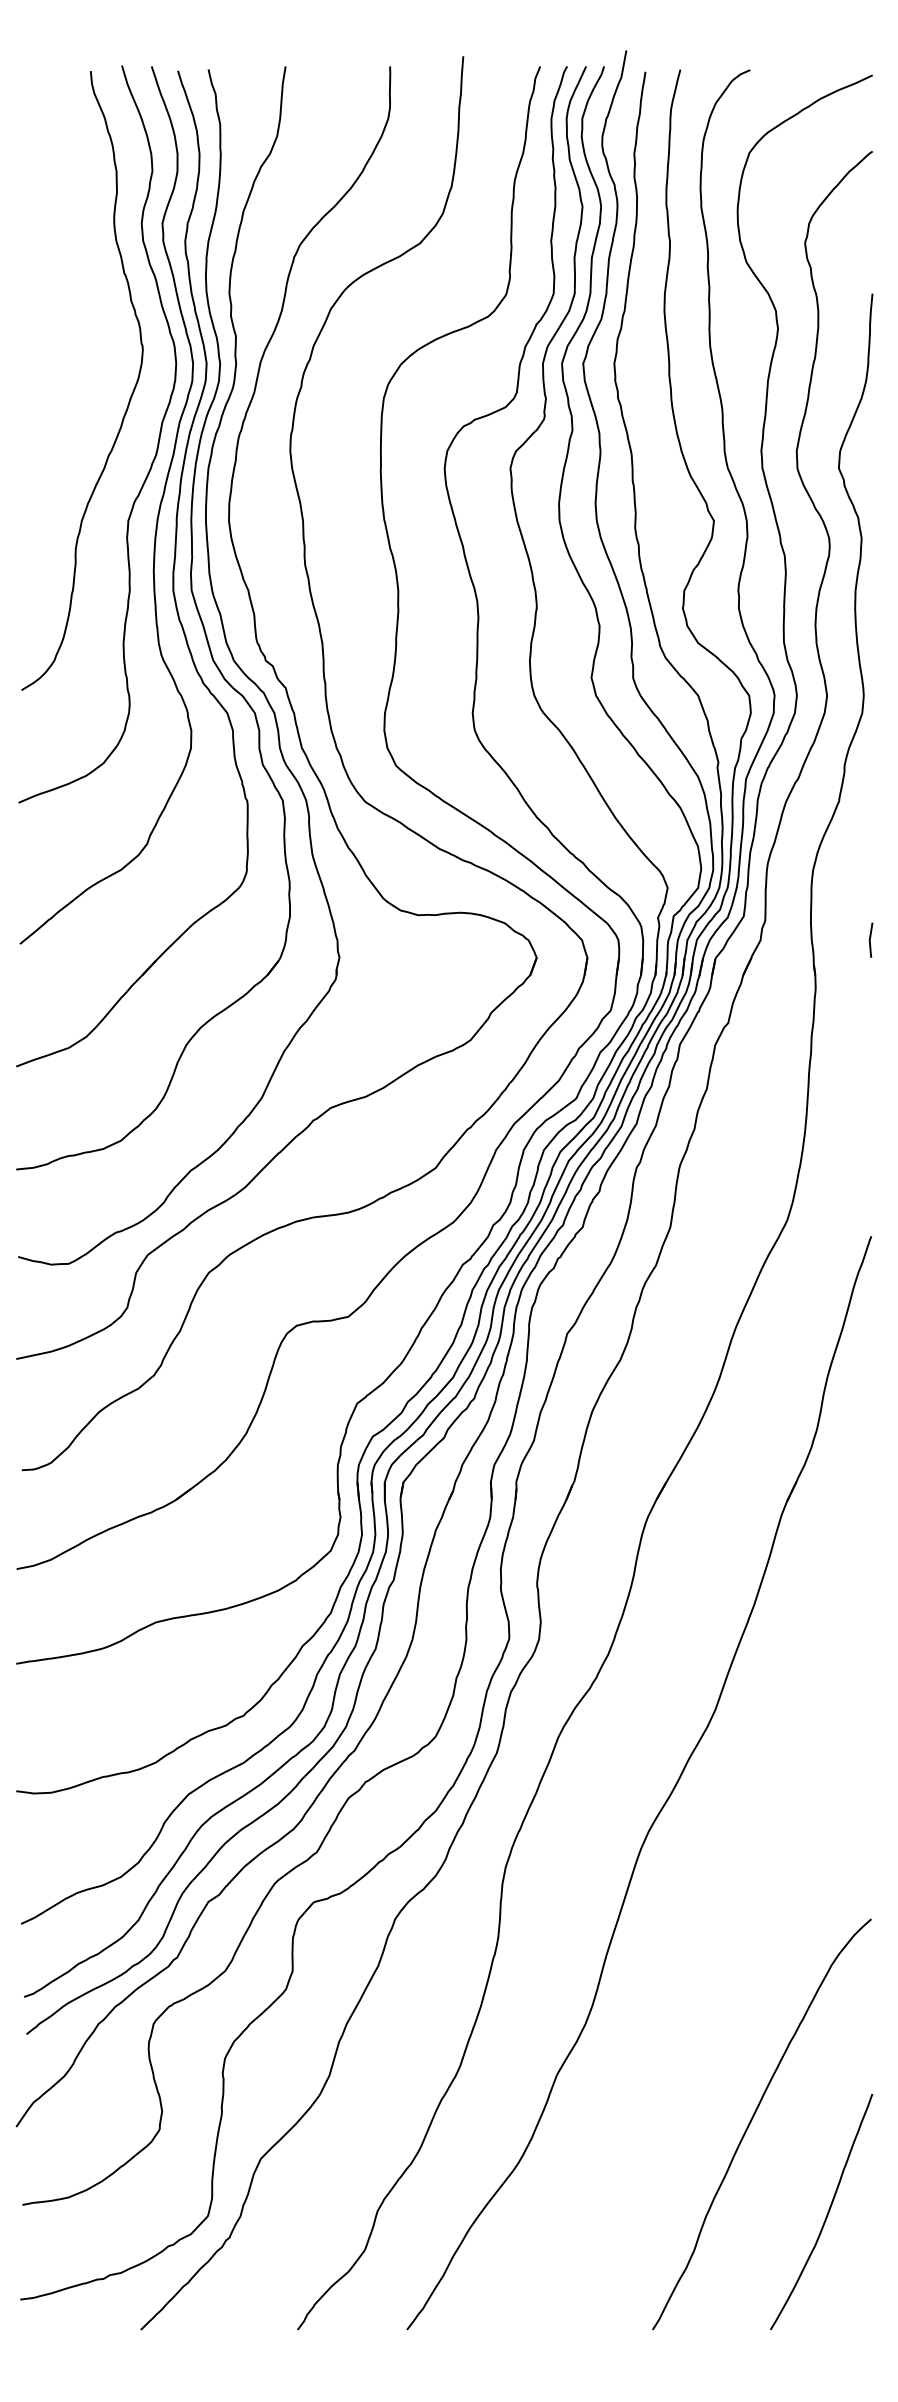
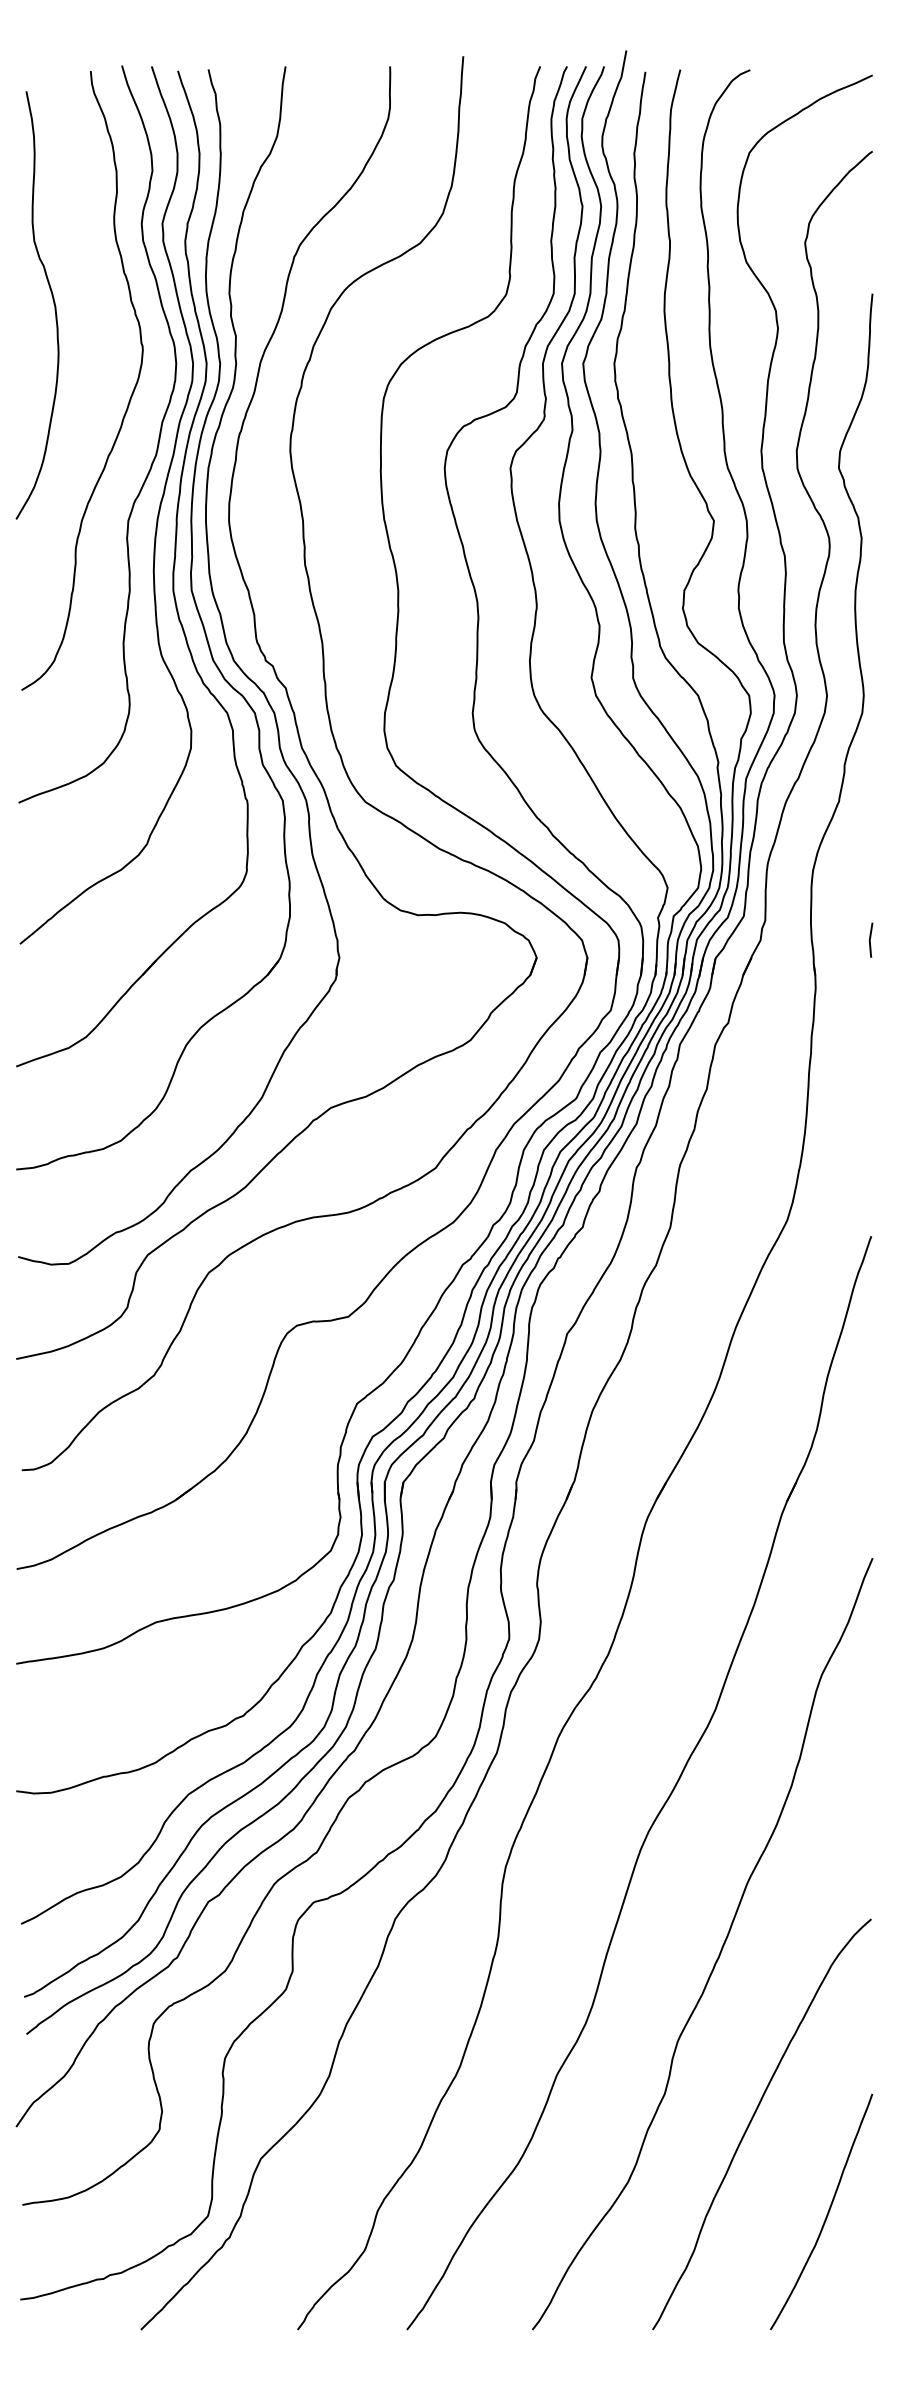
curve: none -> present (53, 304)
curve: none -> present (720, 1949)
